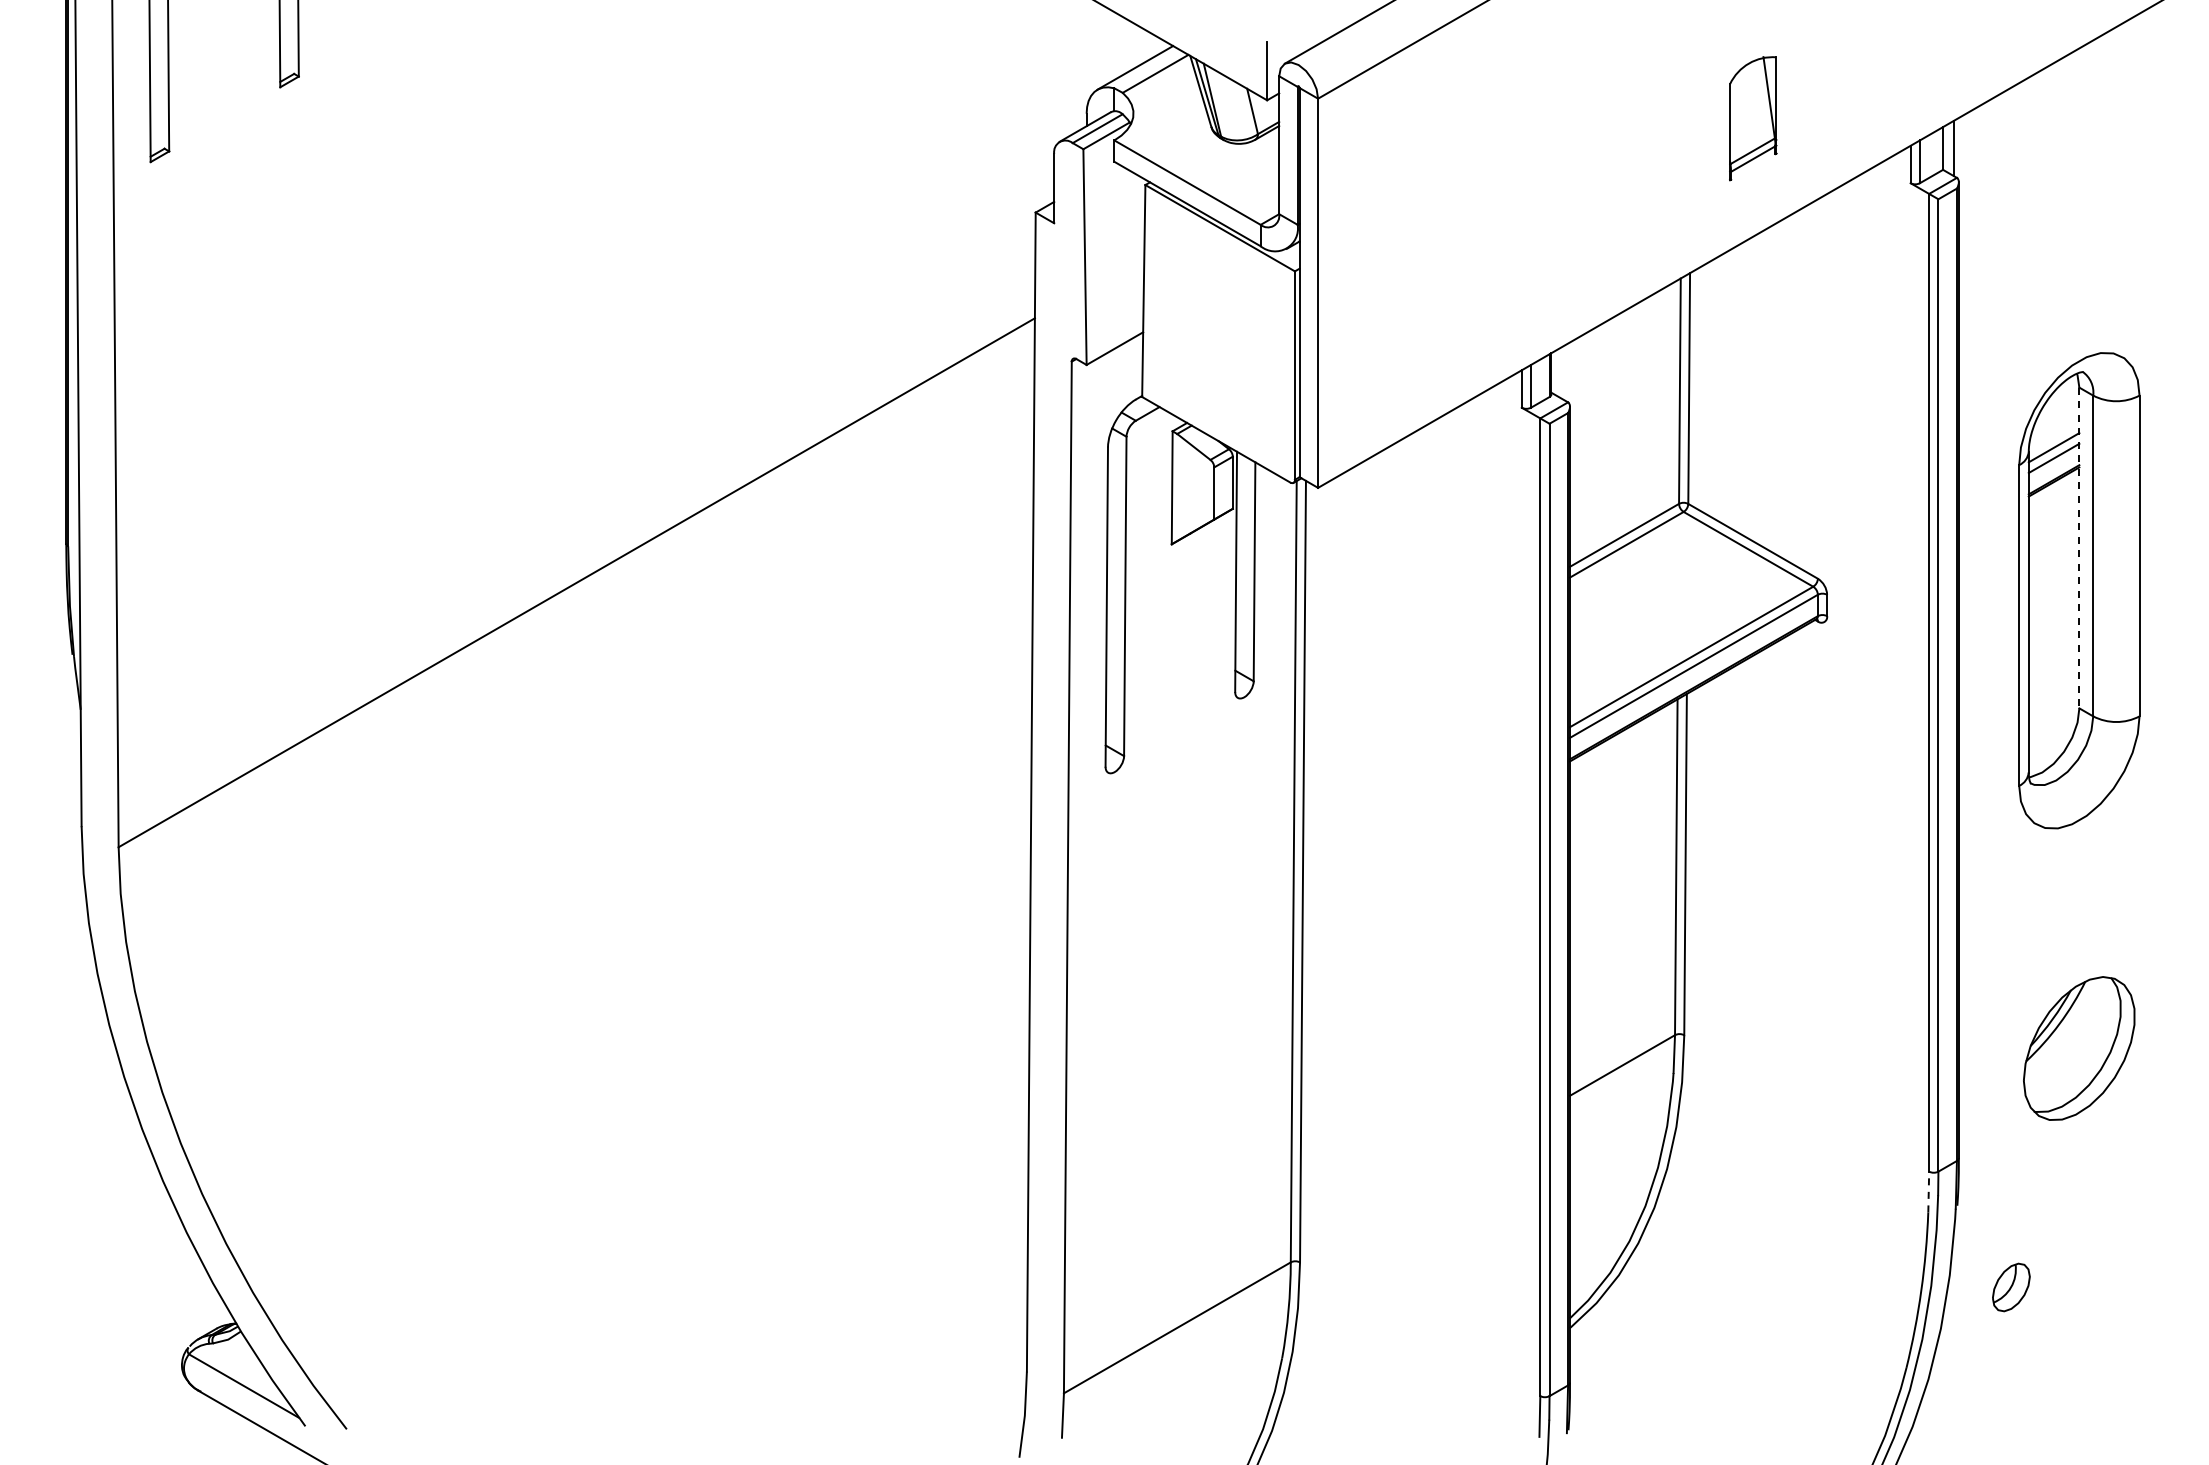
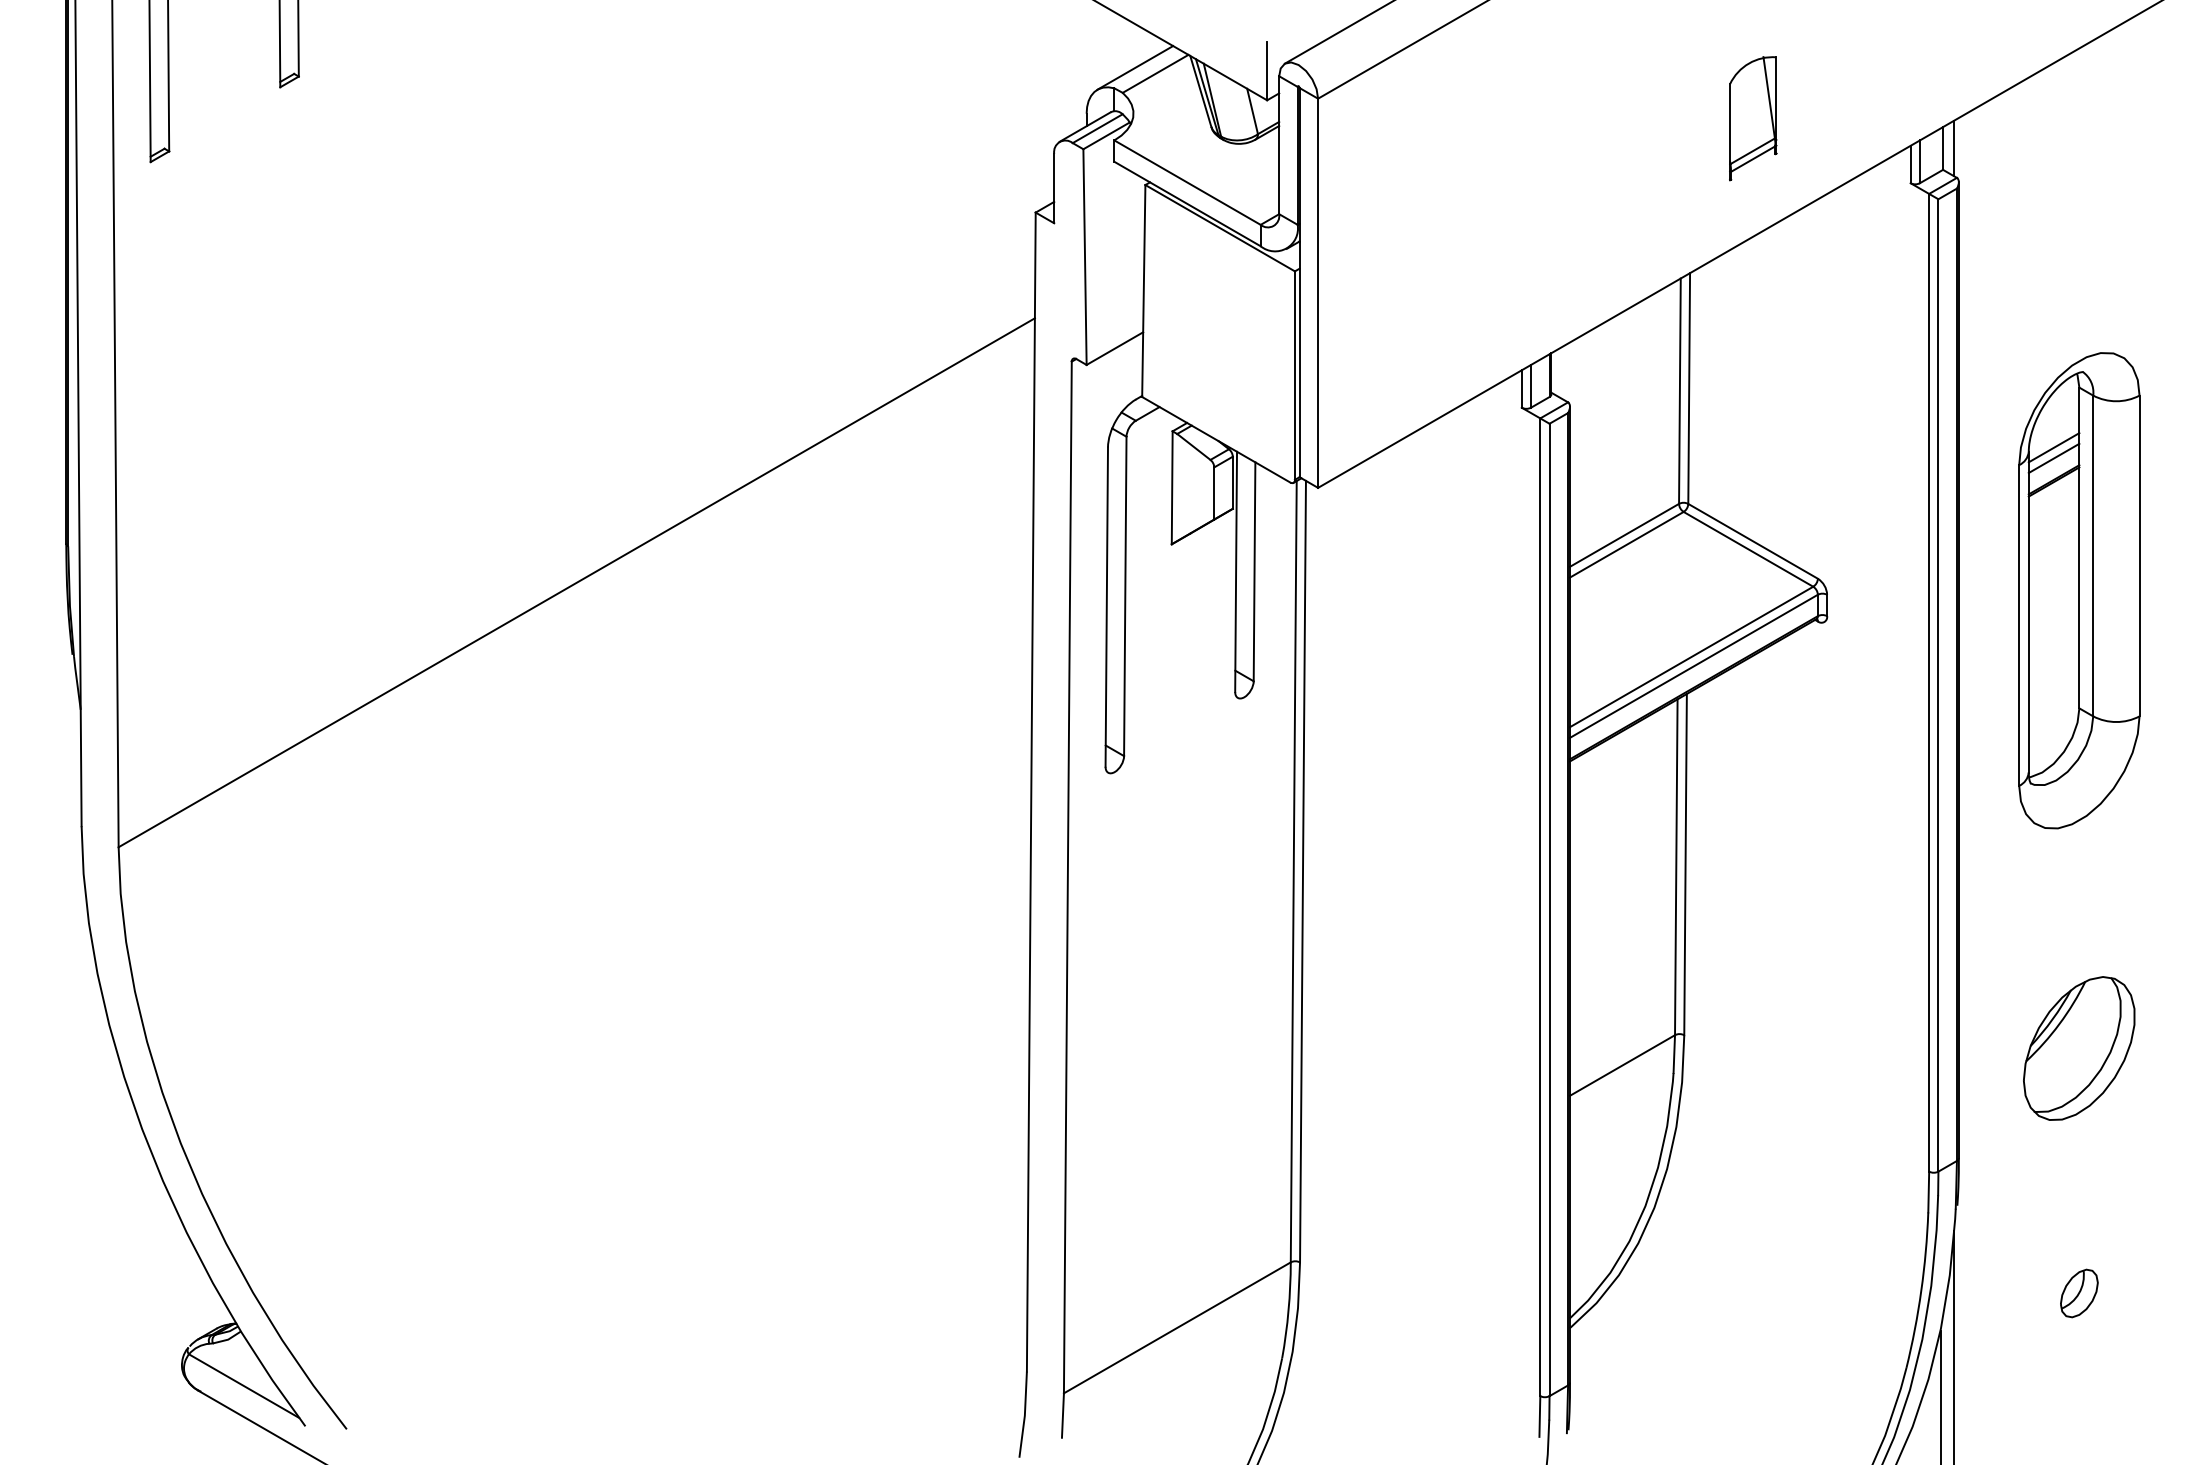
line: dashed -> solid (2079, 548)
line: dashed -> solid (1928, 1191)
part position: (2011, 1287) -> (2079, 1293) (2079, 1293)
line: none -> present (1954, 1345)
line: none -> present (1940, 1395)
